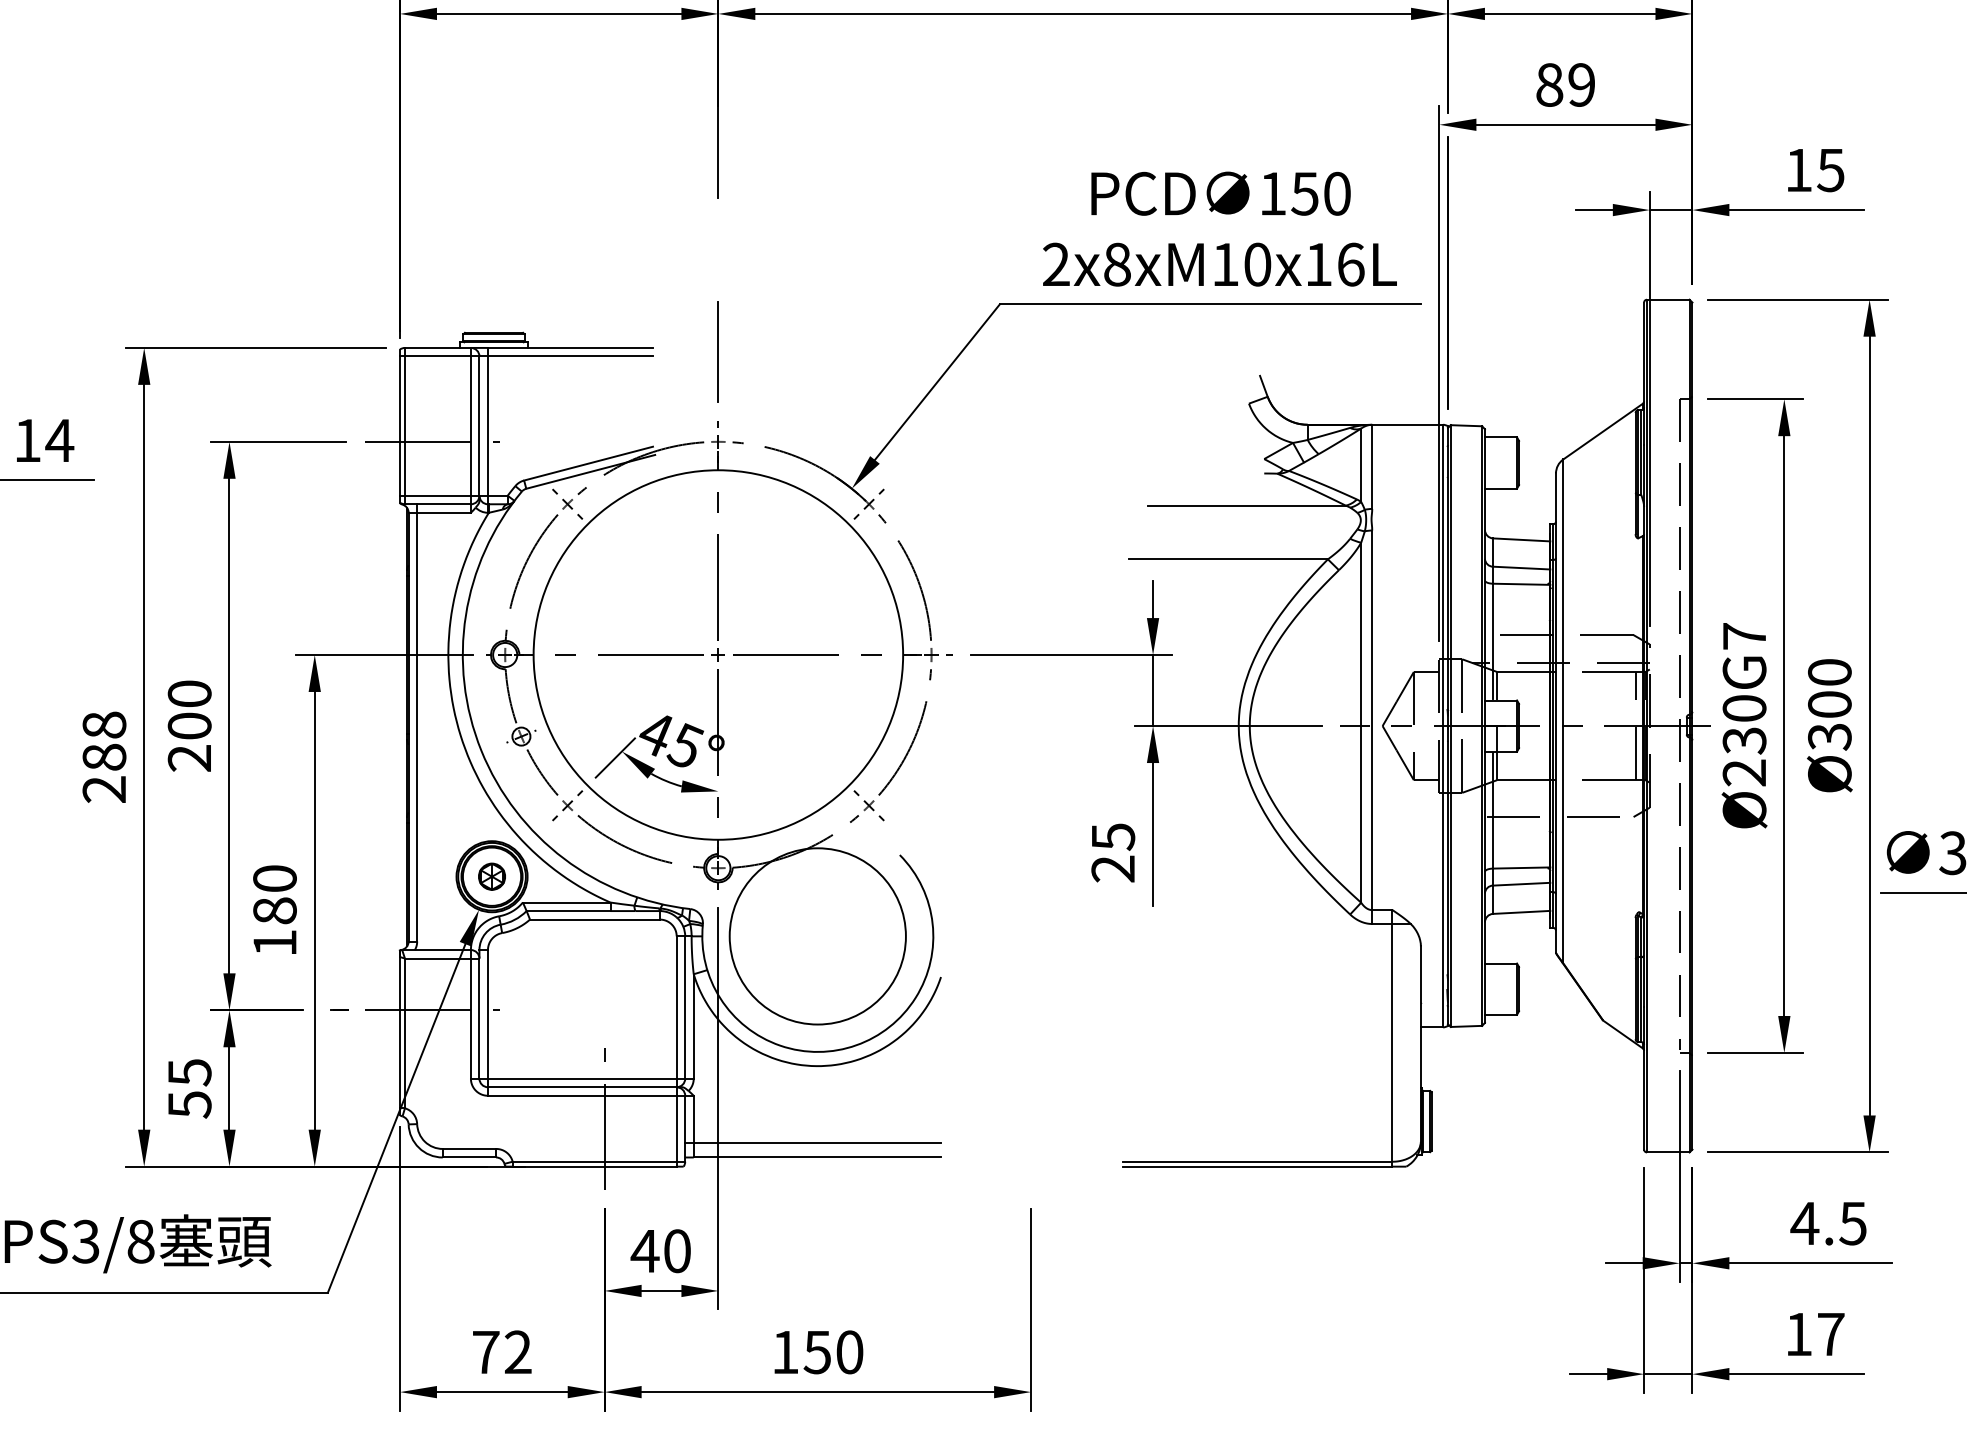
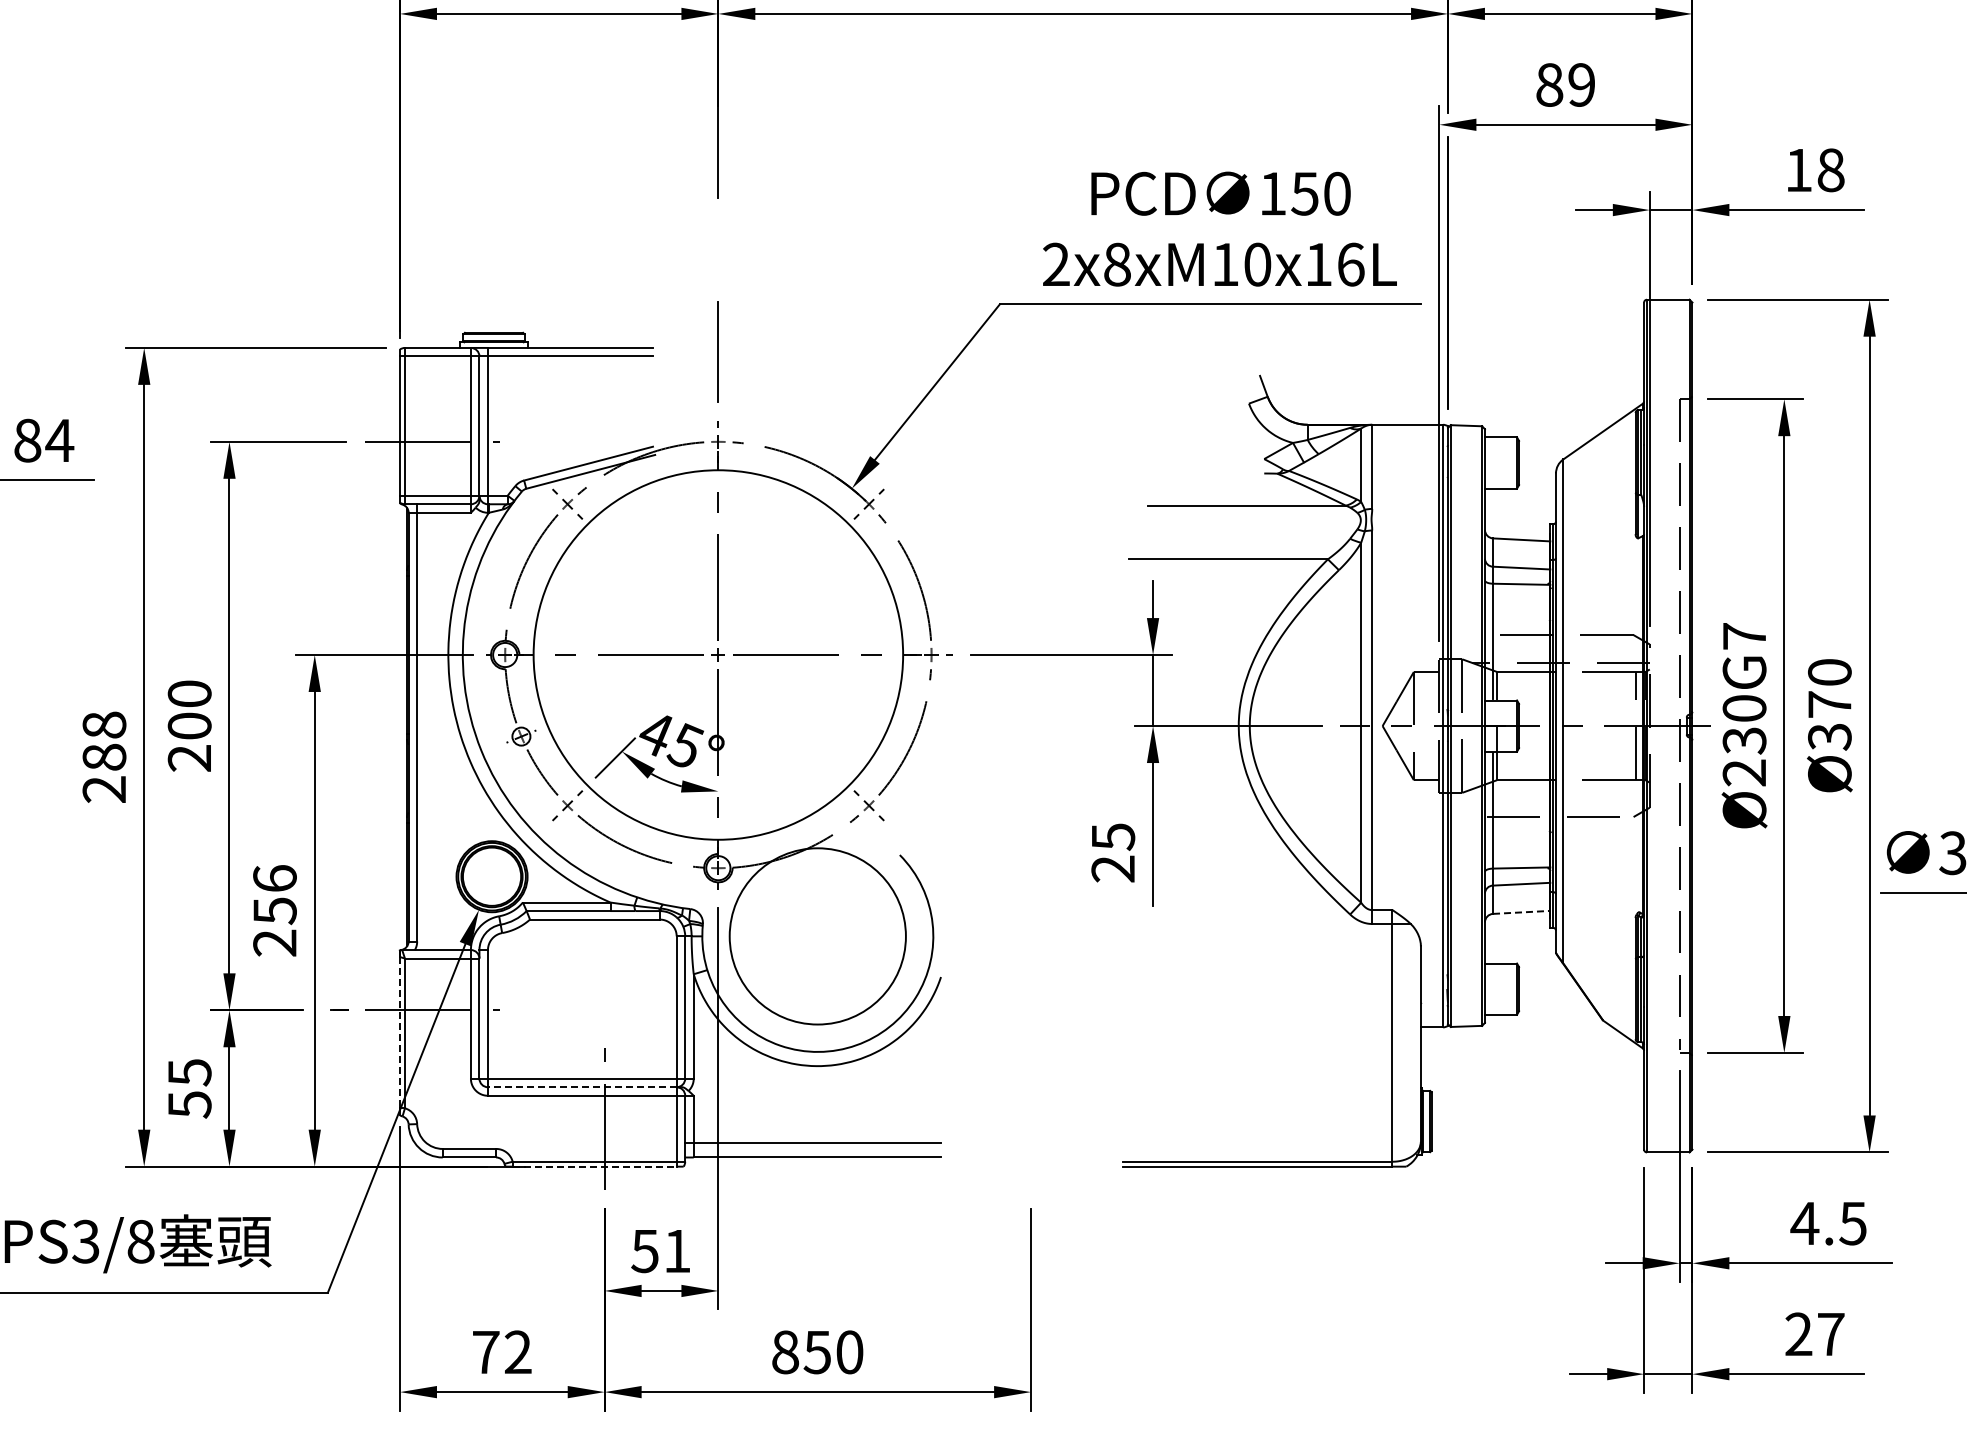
text: 15 -> 18 (1830, 170)
text: 14 -> 84 (27, 440)
text: Ø300 -> Ø370 (1829, 704)
part: present -> none (491, 876)
text: 180 -> 256 (274, 910)
line: solid -> dashed (1521, 912)
line: solid -> dashed (400, 1032)
line: solid -> dashed (581, 1087)
line: solid -> dashed (594, 1166)
text: 40 -> 51 (660, 1251)
text: 17 -> 27 (1798, 1333)
text: 150 -> 850 (785, 1352)
